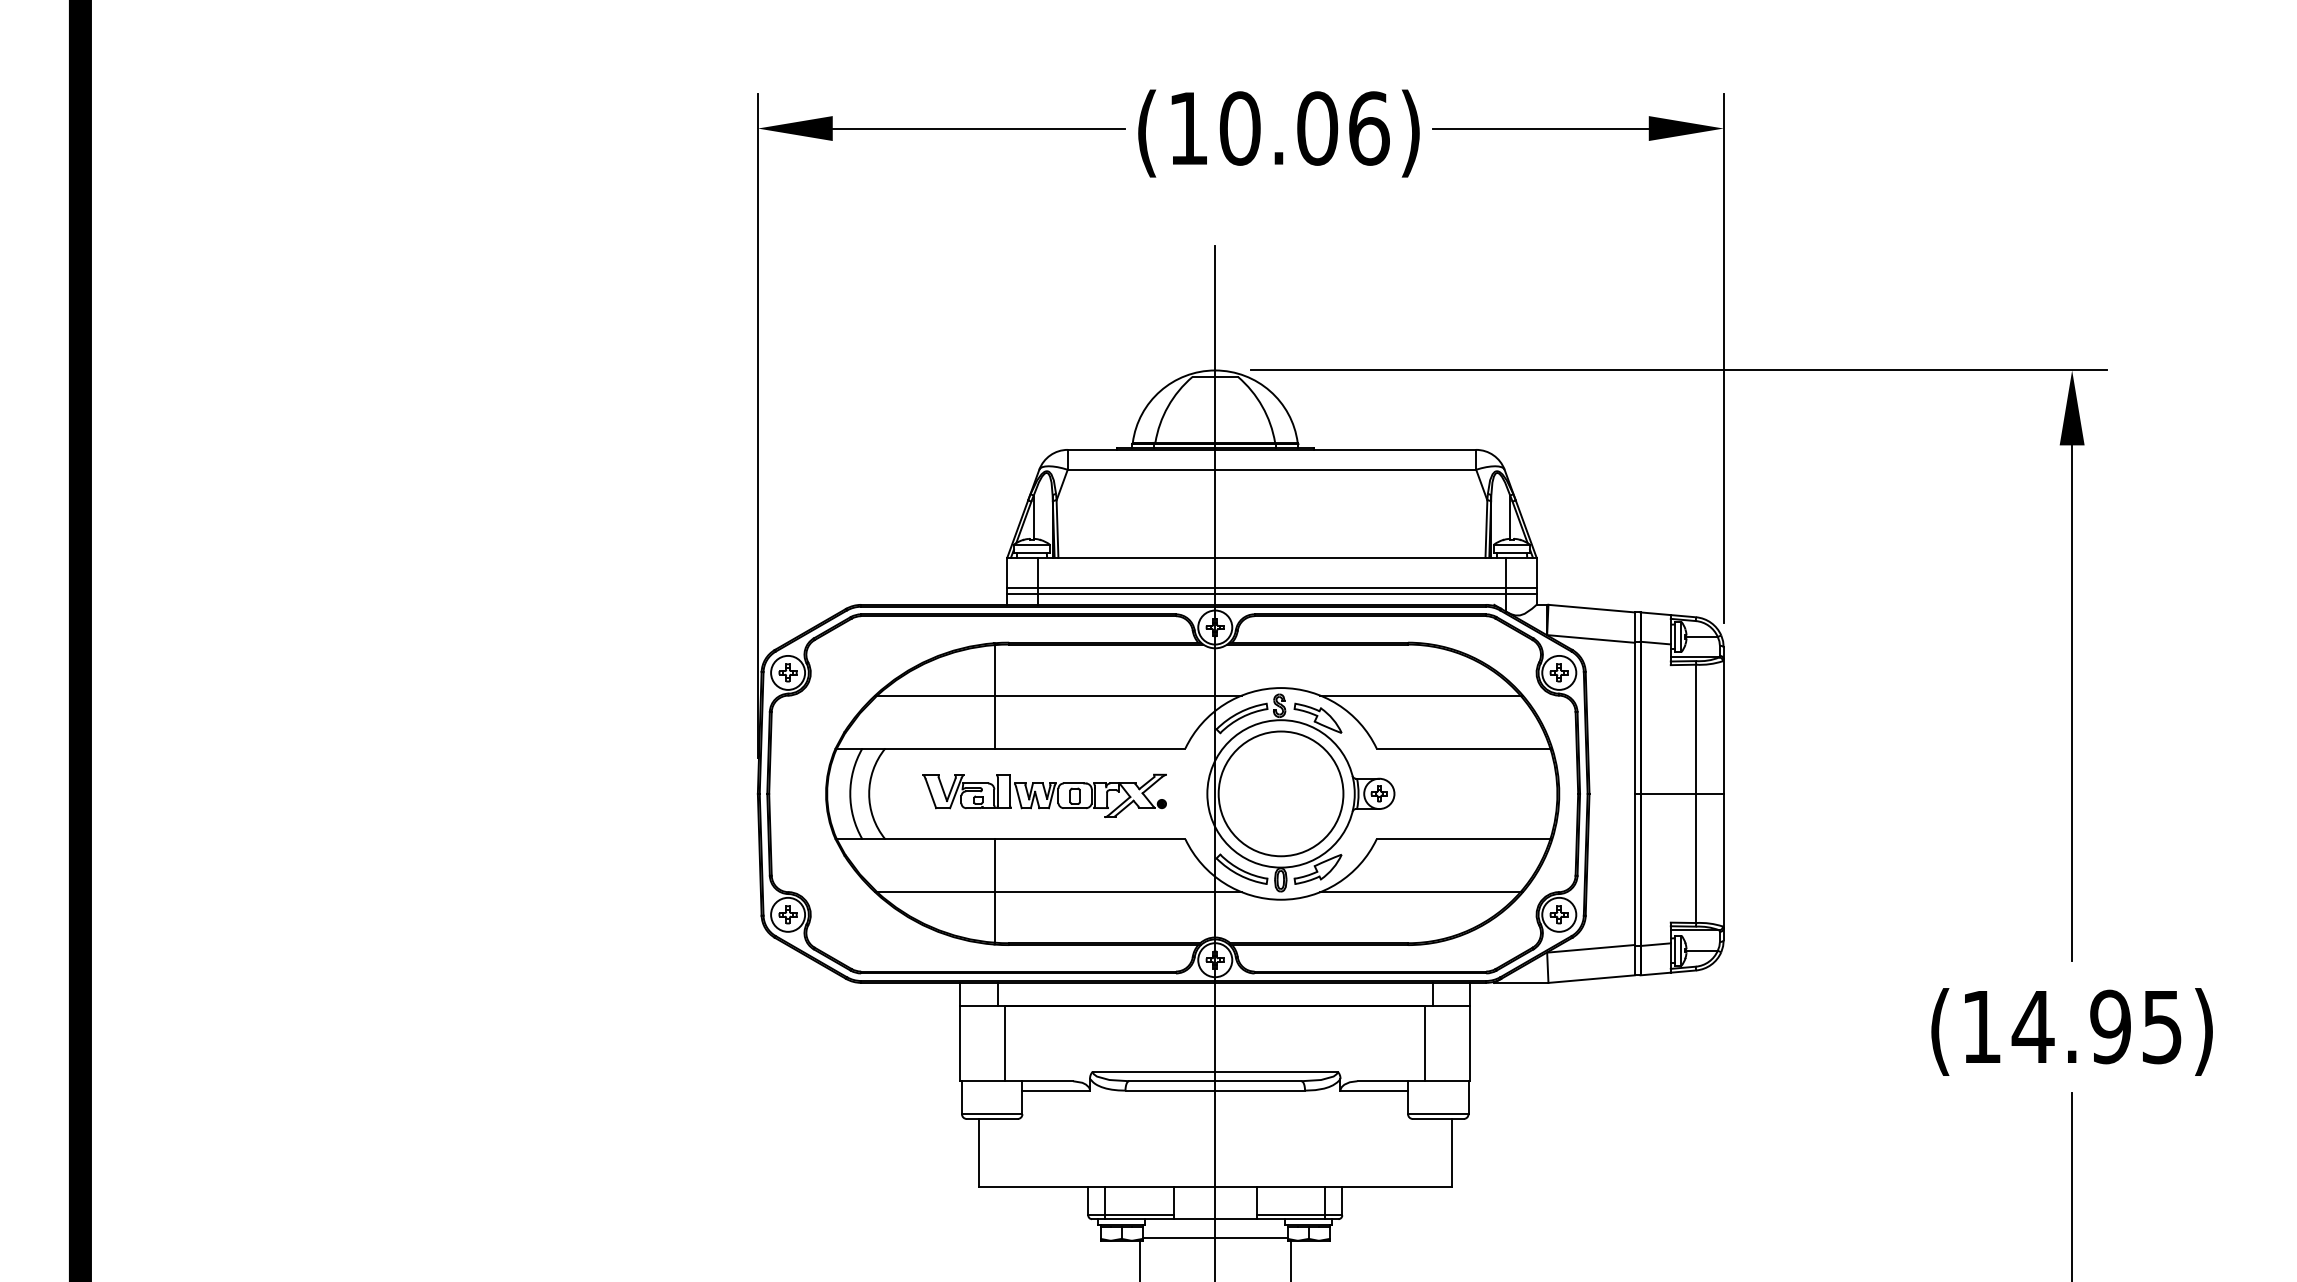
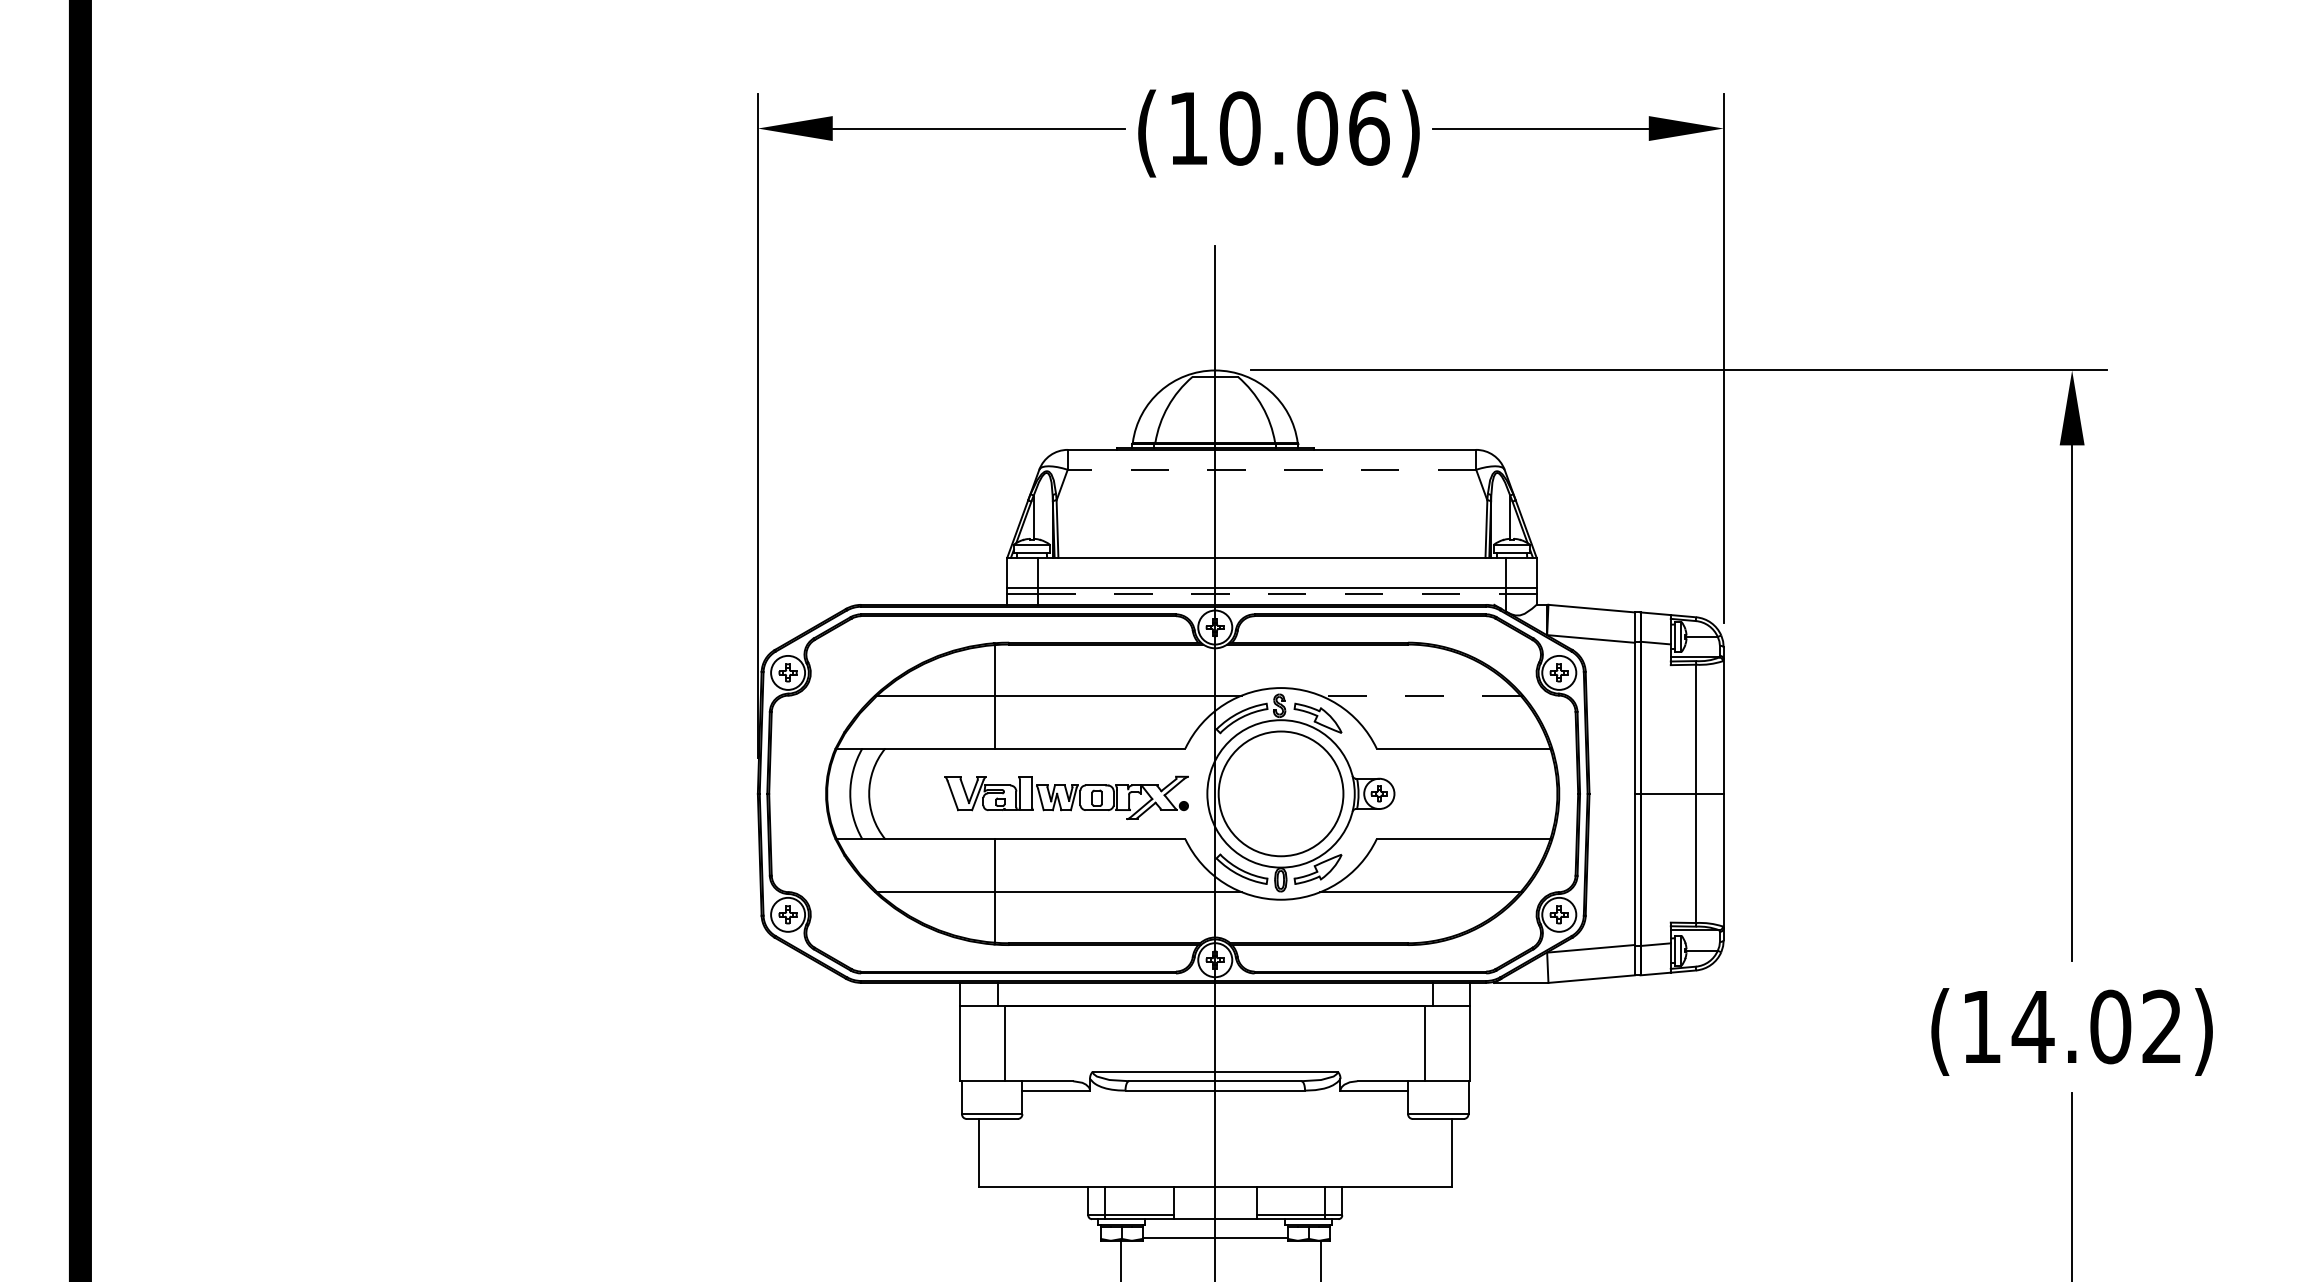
line: solid -> dashed (1271, 469)
line: solid -> dashed (1272, 593)
line: solid -> dashed (1419, 695)
part position: (1044, 795) -> (1066, 797) (1066, 797)
text: (14.95) -> (14.02) (2135, 1026)
line position: (1139, 1259) -> (1120, 1259) (1120, 1259)
line position: (1290, 1259) -> (1320, 1259) (1320, 1259)
